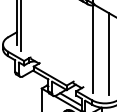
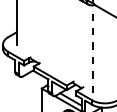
line: present -> none (21, 26)
line: solid -> dashed (93, 49)
line: present -> none (109, 53)
